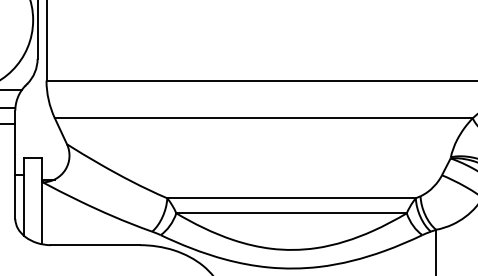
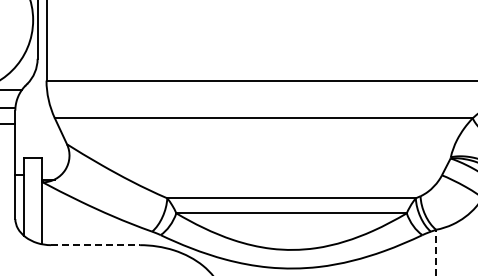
line: solid -> dashed (95, 245)
line: solid -> dashed (436, 252)
